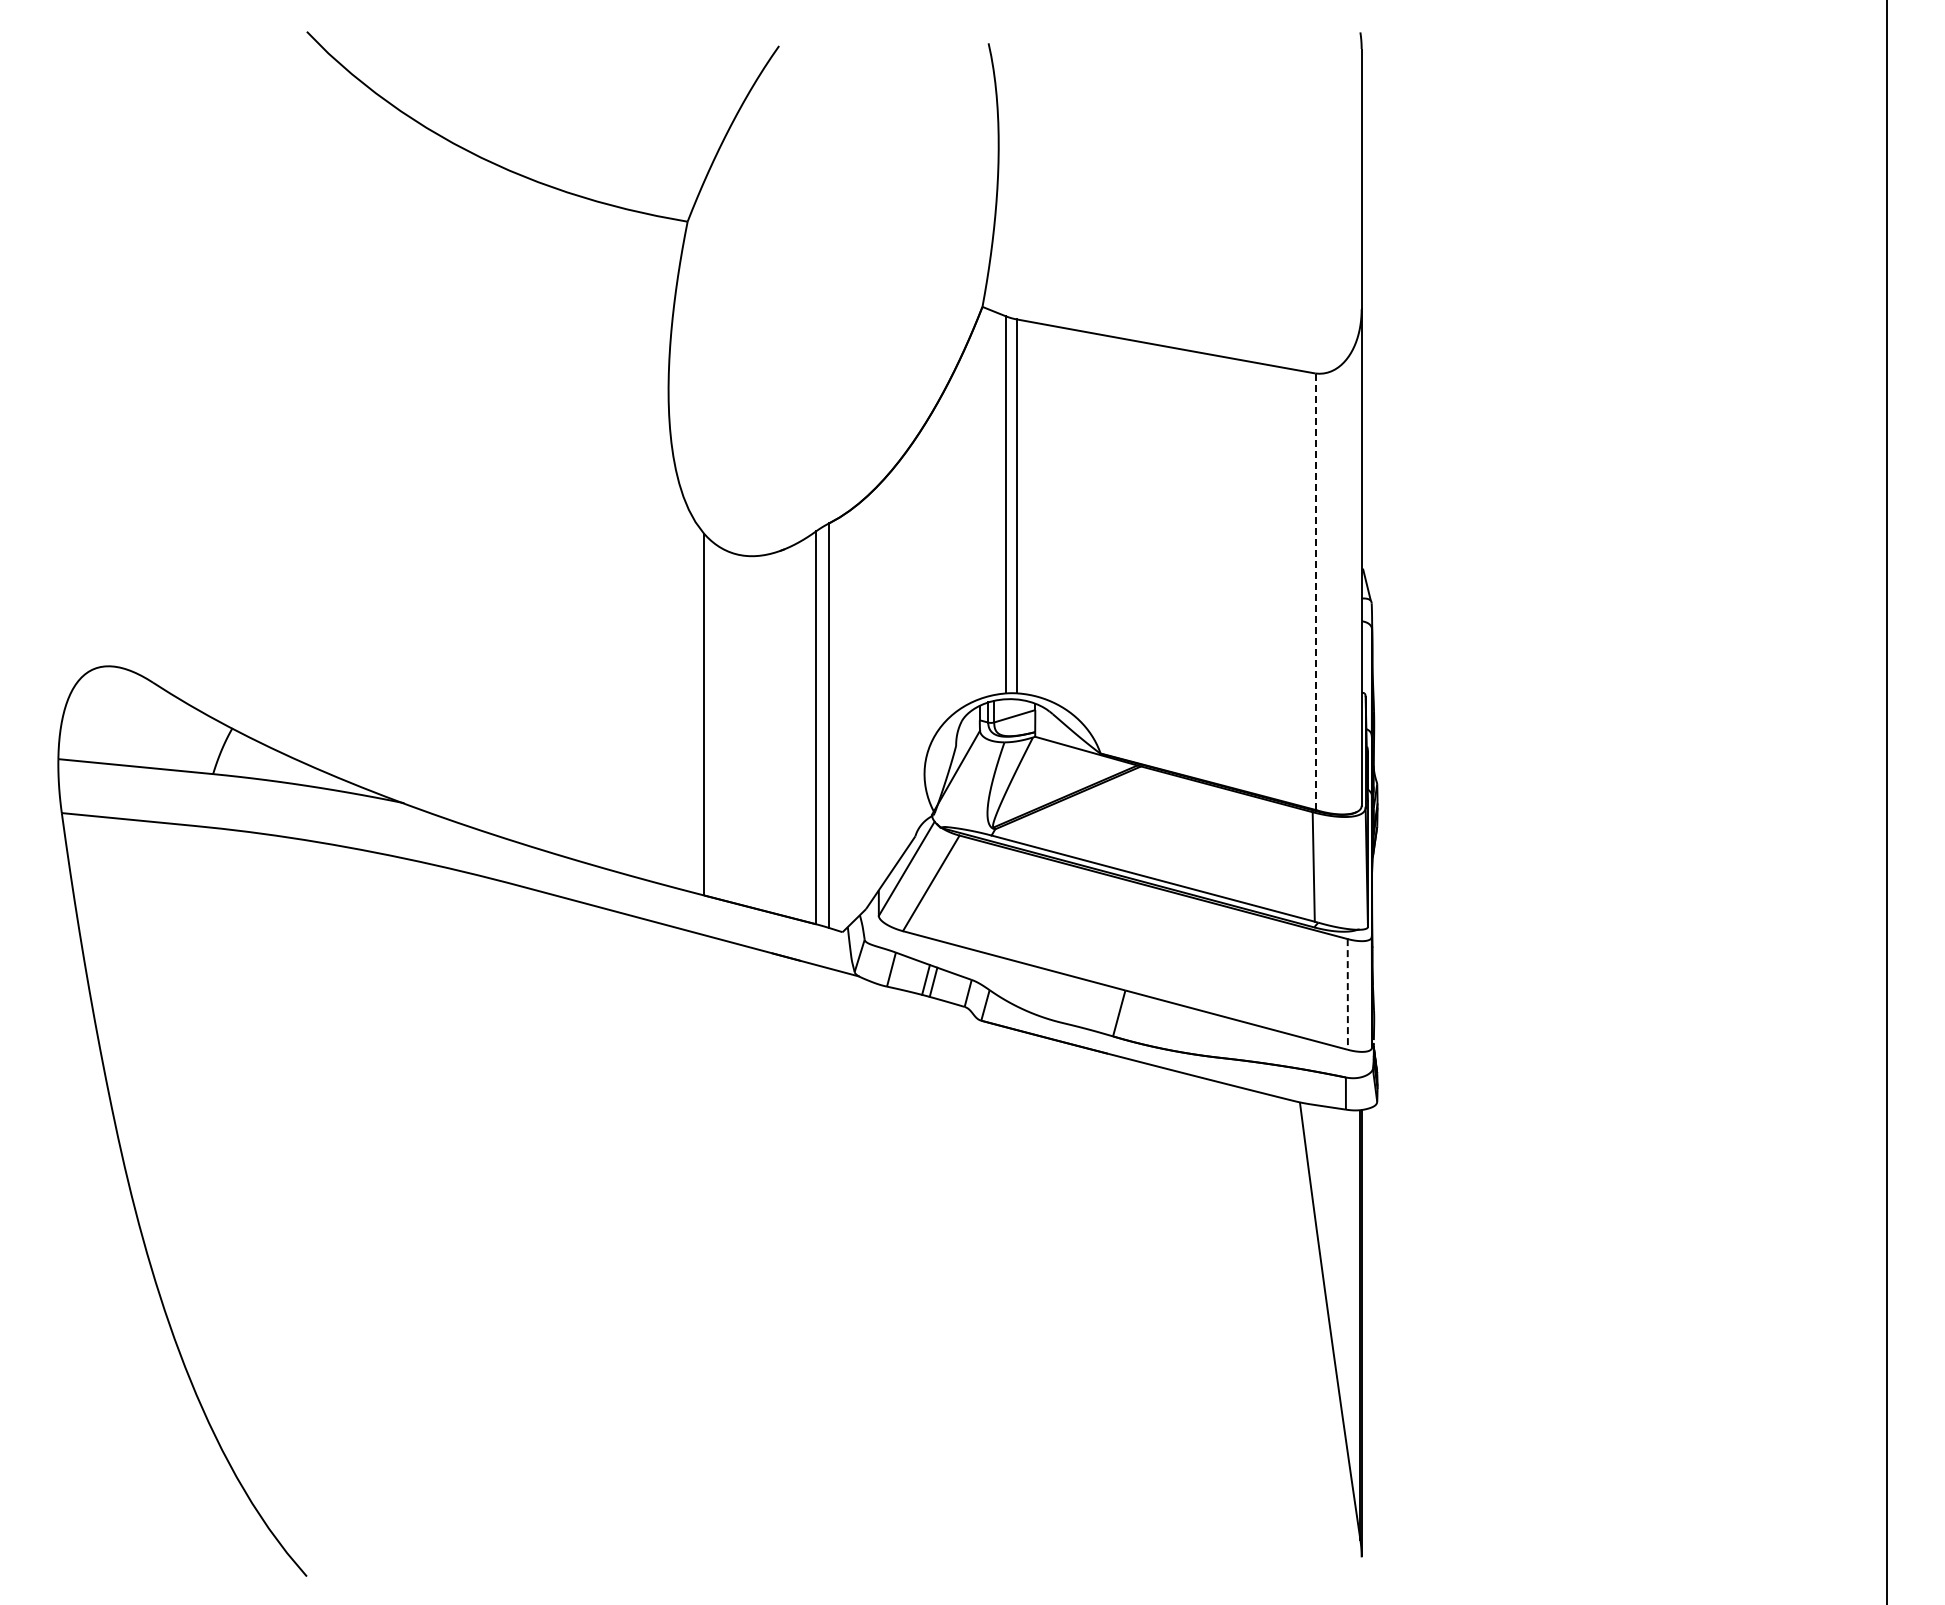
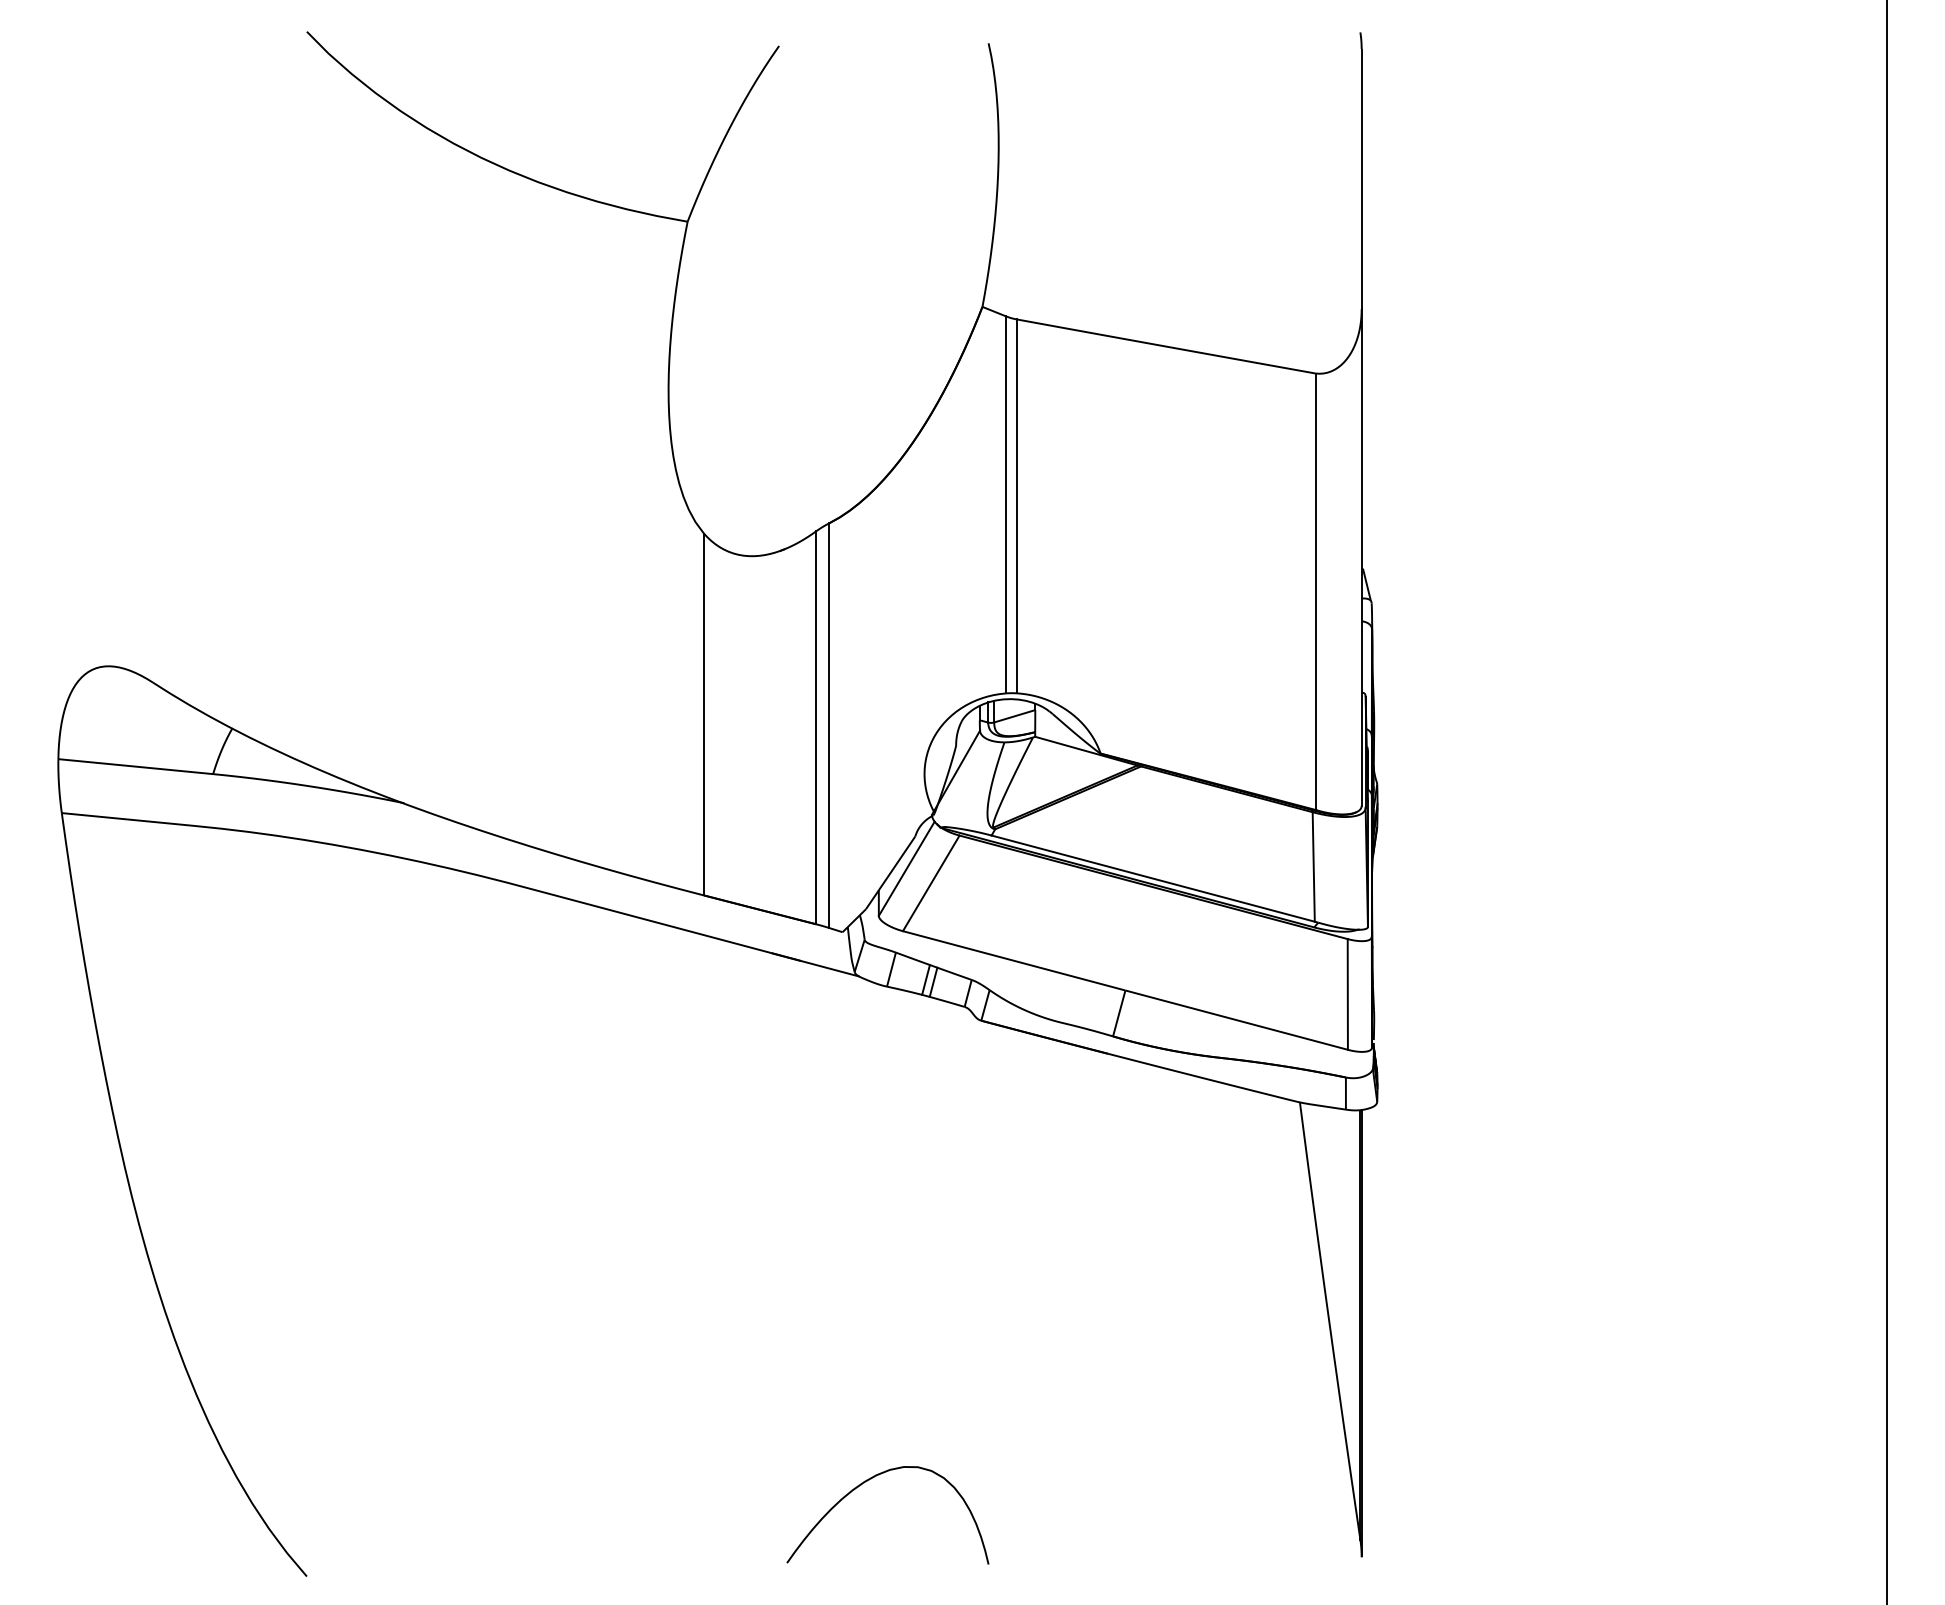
line: dashed -> solid (1315, 592)
line: dashed -> solid (1347, 994)
curve: none -> present (869, 1480)
